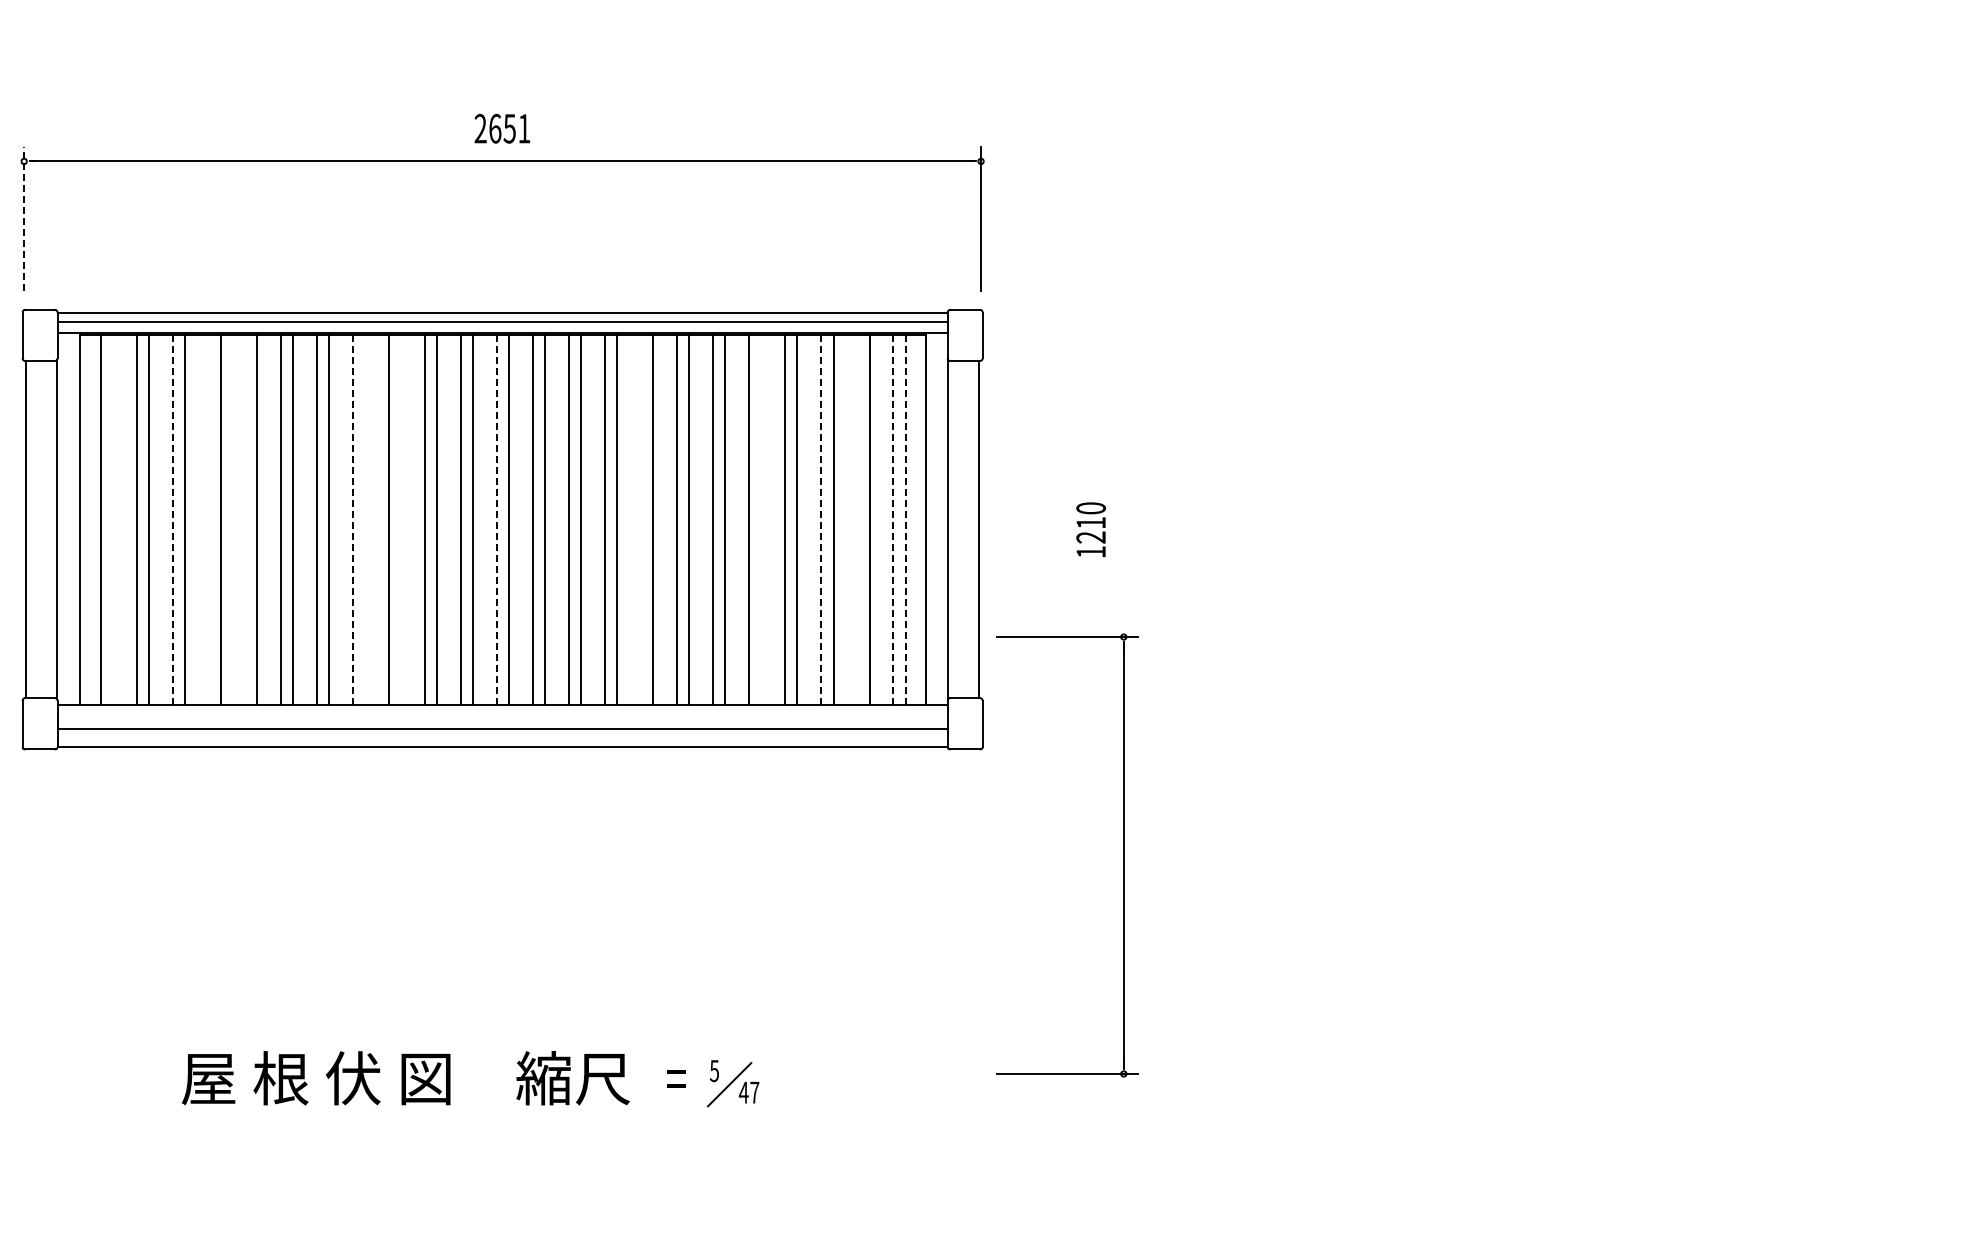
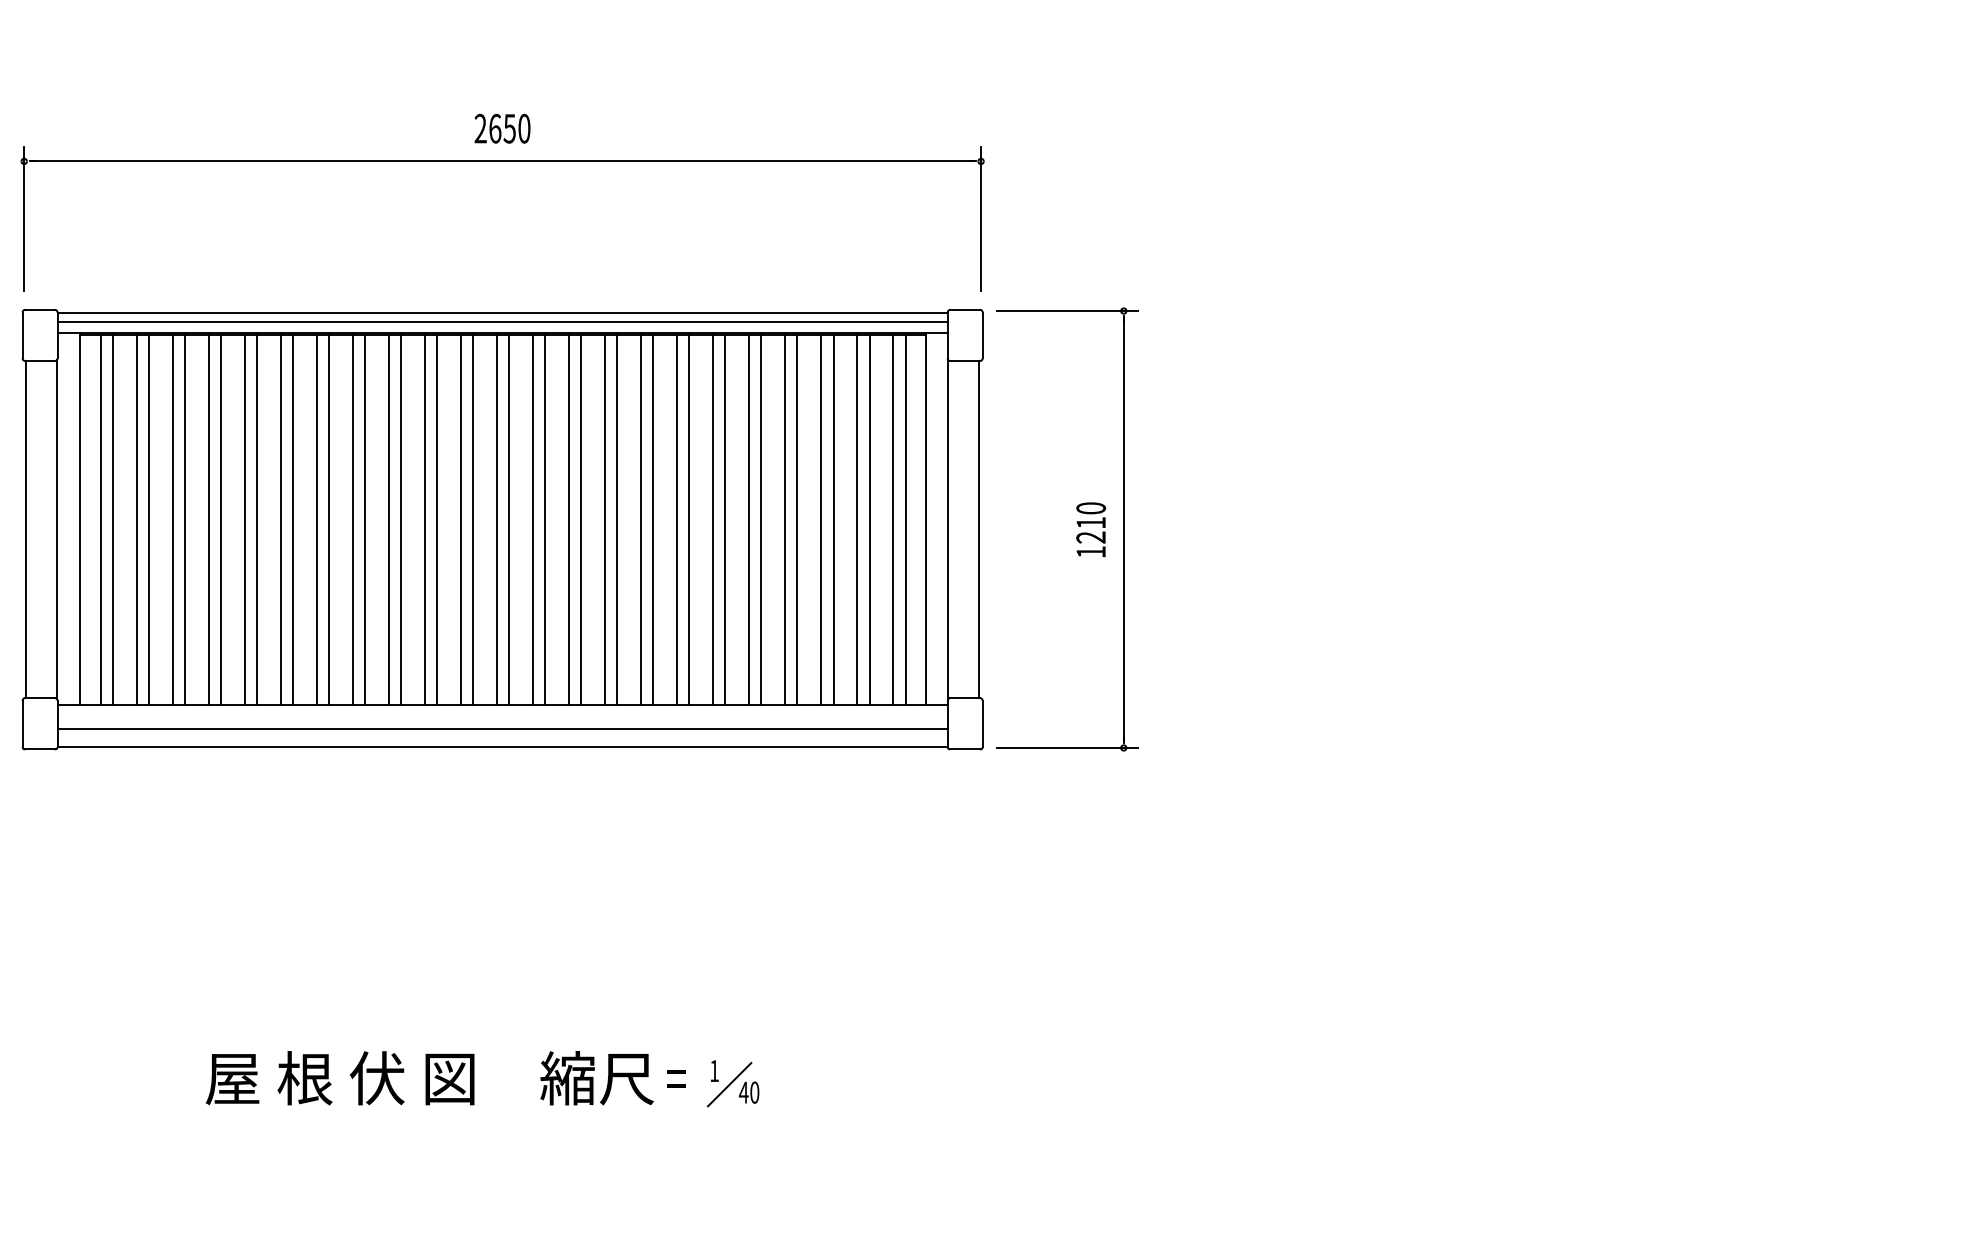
text: 2651 -> 2650 (524, 128)
line: dashed -> solid (24, 218)
line: none -> present (112, 520)
line: dashed -> solid (172, 520)
line: none -> present (208, 520)
line: none -> present (244, 520)
line: dashed -> solid (352, 520)
line: none -> present (365, 520)
line: none -> present (401, 520)
line: dashed -> solid (496, 520)
line: none -> present (640, 520)
line: none -> present (761, 520)
line: dashed -> solid (820, 520)
line: none -> present (856, 520)
line: dashed -> solid (892, 520)
line: dashed -> solid (905, 520)
part position: (1123, 855) -> (1123, 529) (1123, 529)
text: 5 -> 1 (713, 1071)
text position: (405, 1078) -> (429, 1078) (429, 1078)
text: 47 -> 40 (754, 1092)
